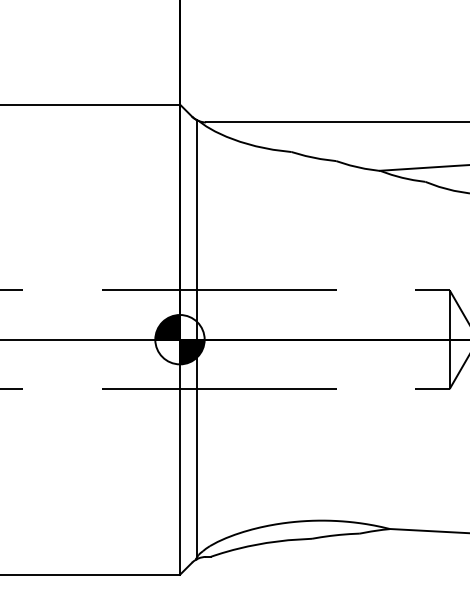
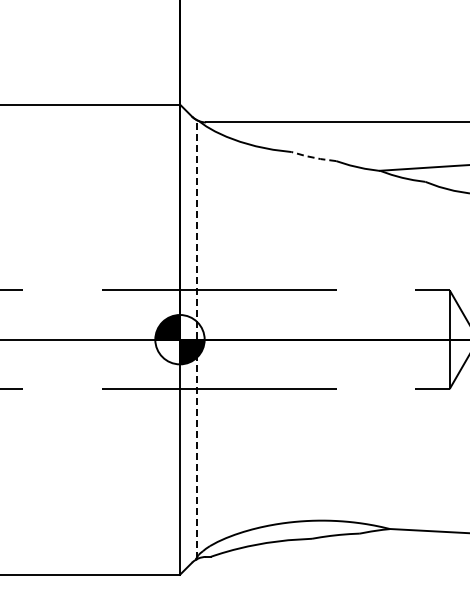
line: solid -> dashed (313, 157)
line: solid -> dashed (196, 339)
